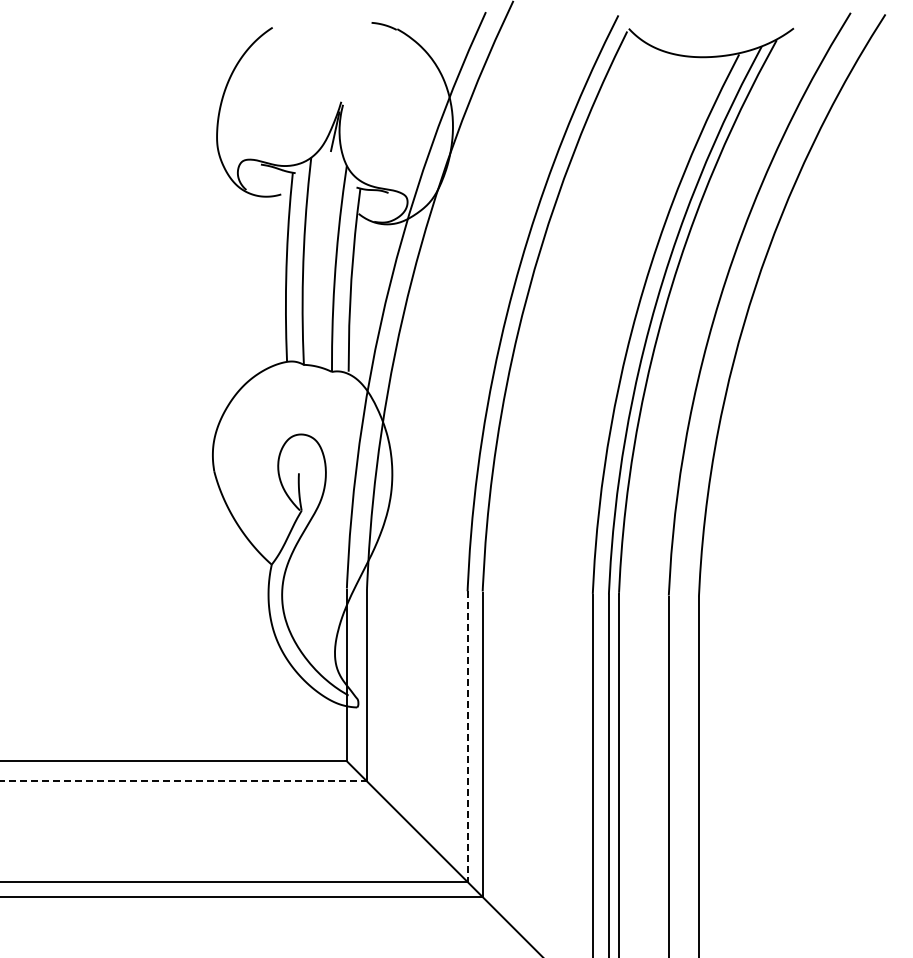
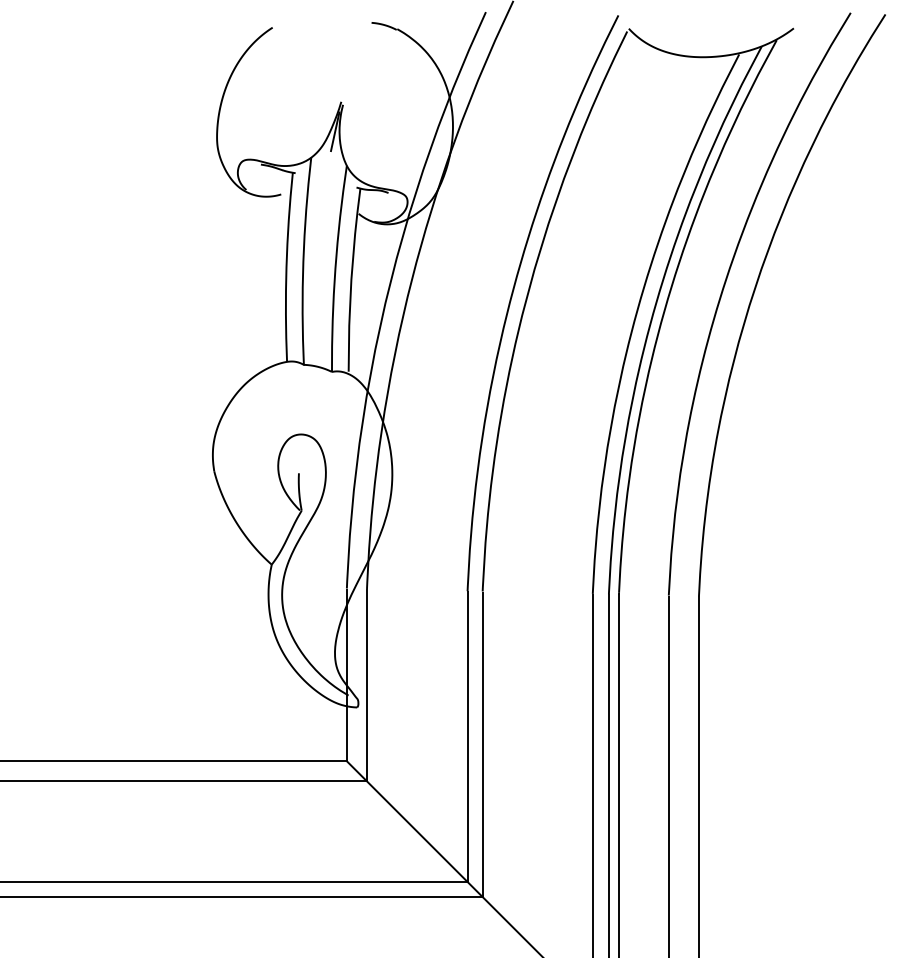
line: dashed -> solid (467, 737)
line: dashed -> solid (184, 781)
